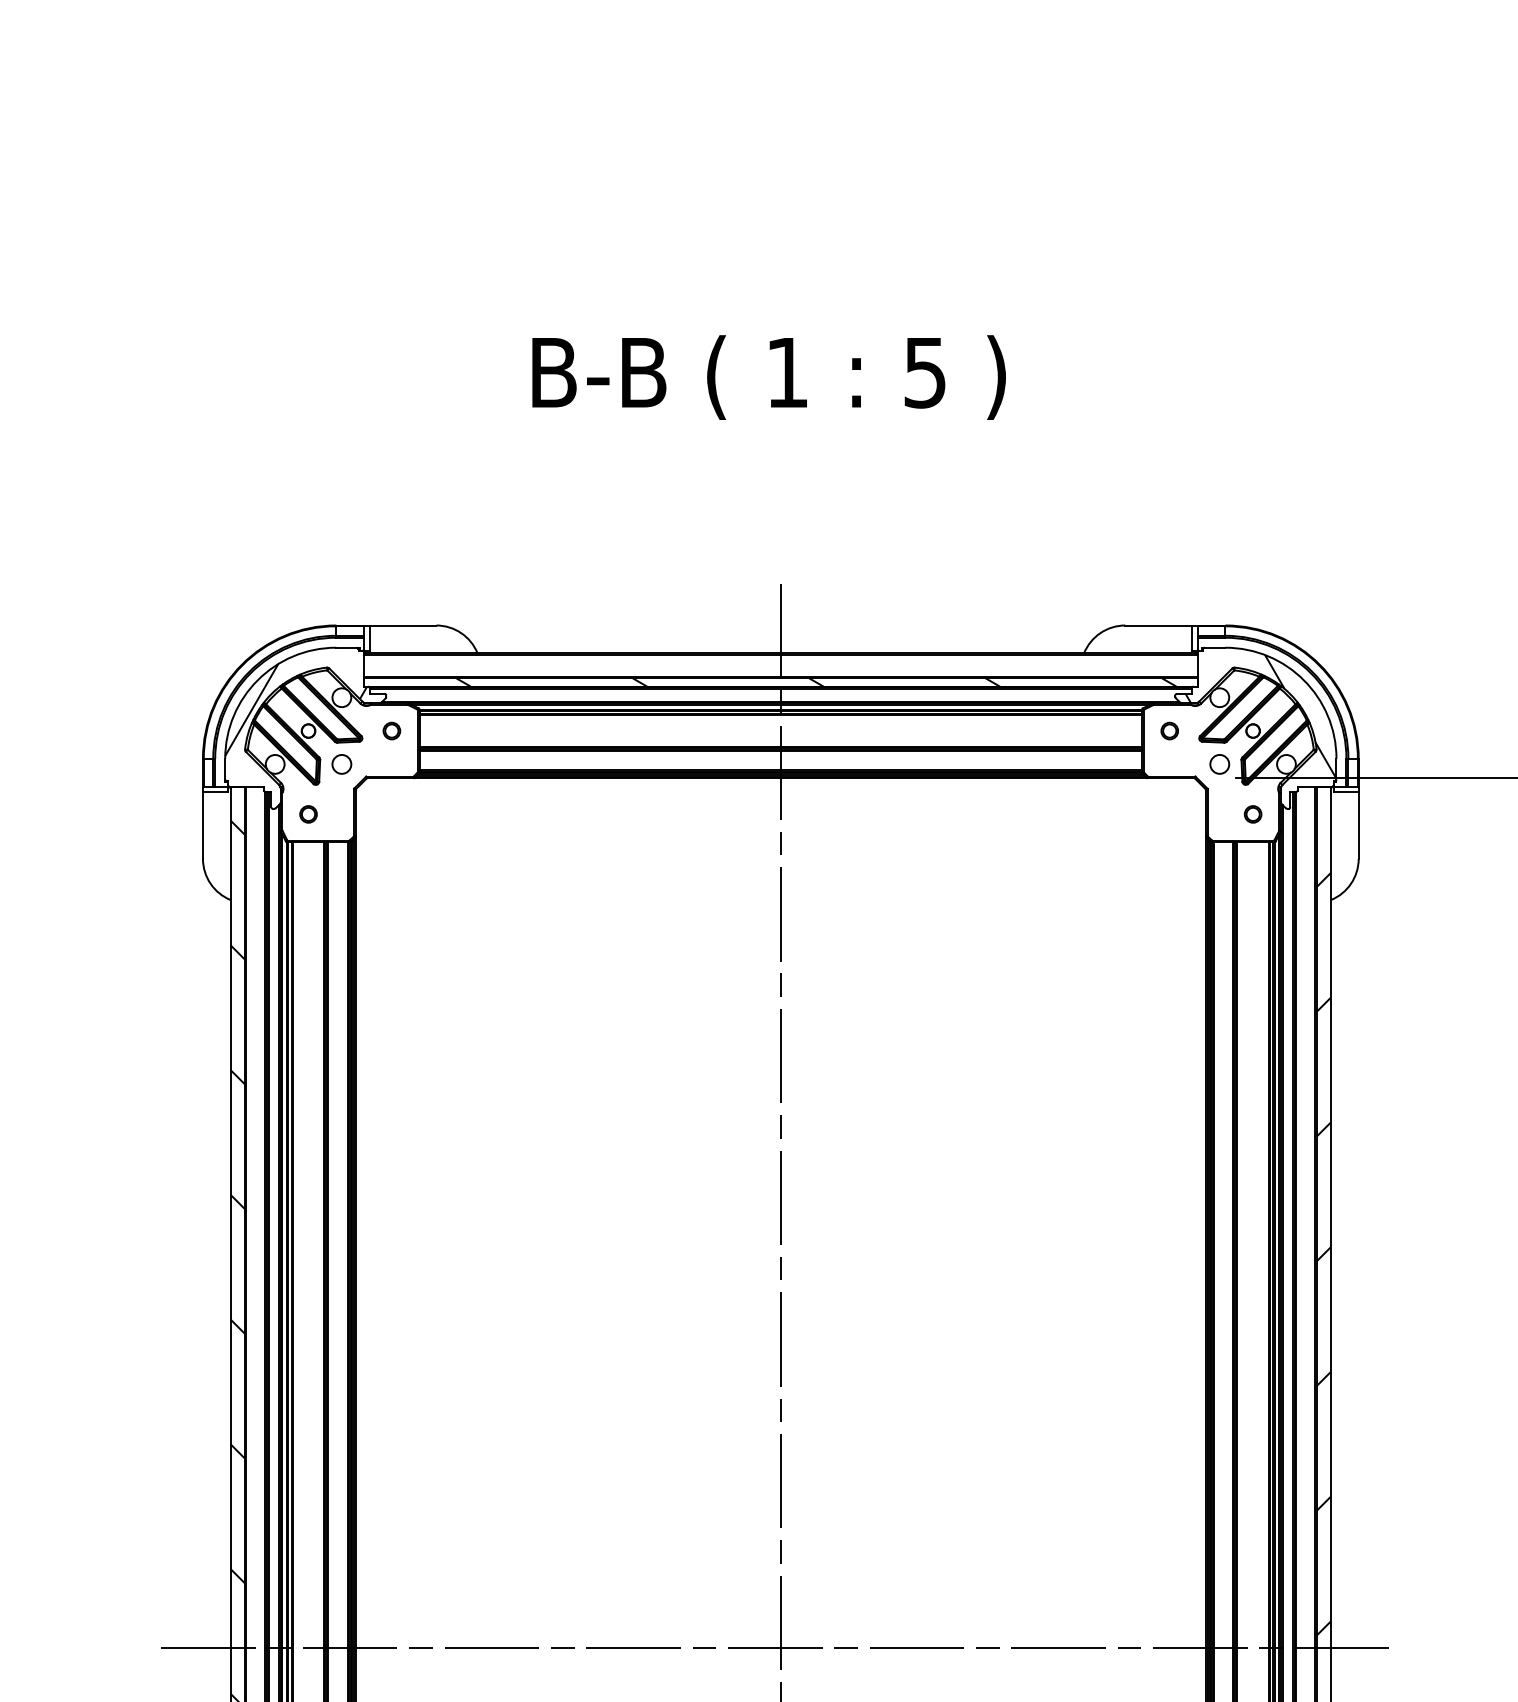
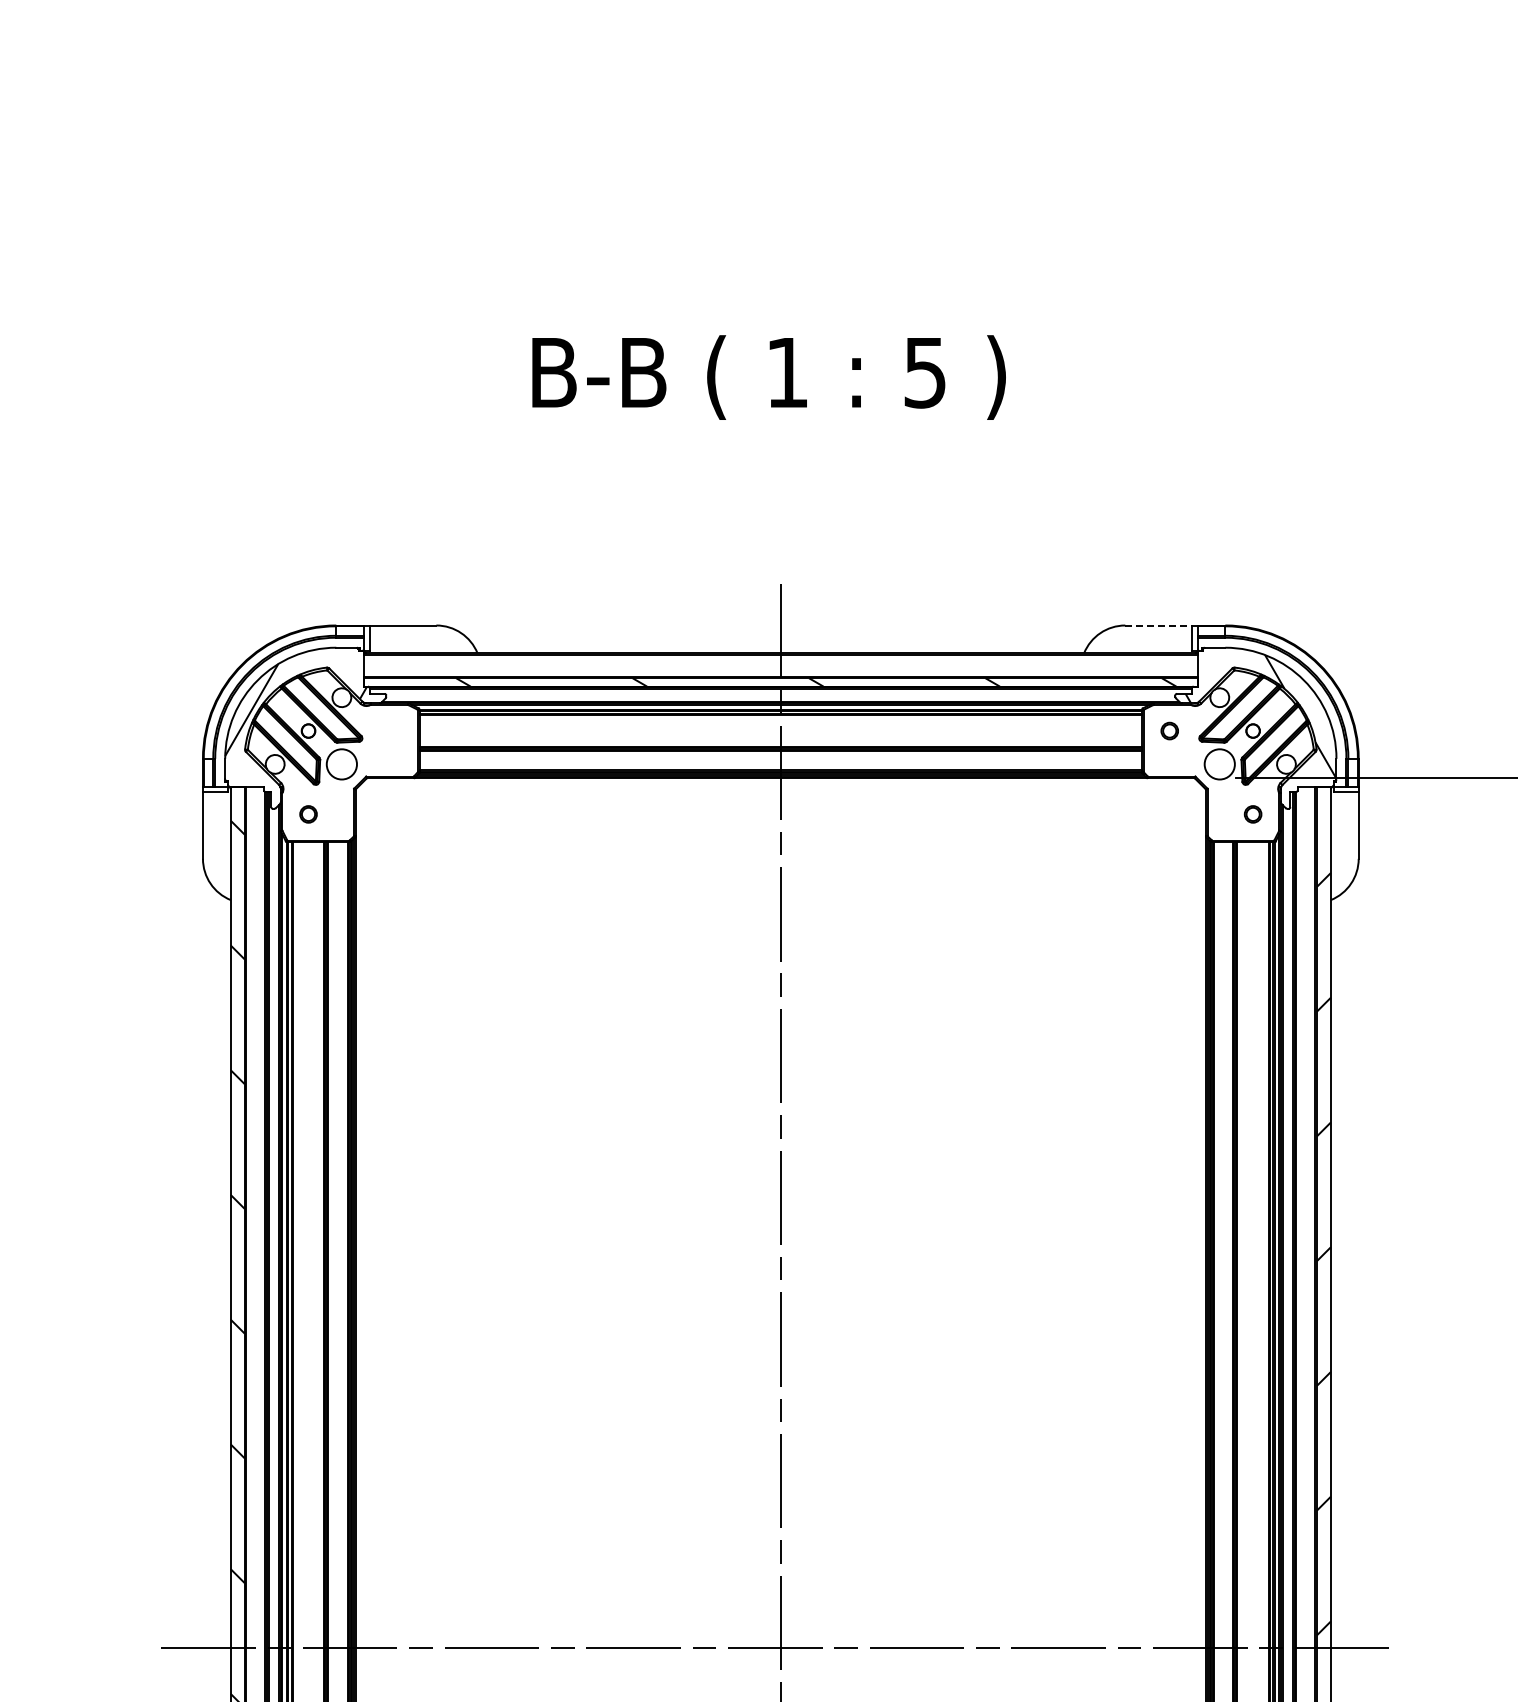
line: solid -> dashed (1159, 625)
part: present -> none (391, 730)
circle diameter: 19 px -> 30 px (341, 764)
circle diameter: 19 px -> 30 px (1219, 764)
